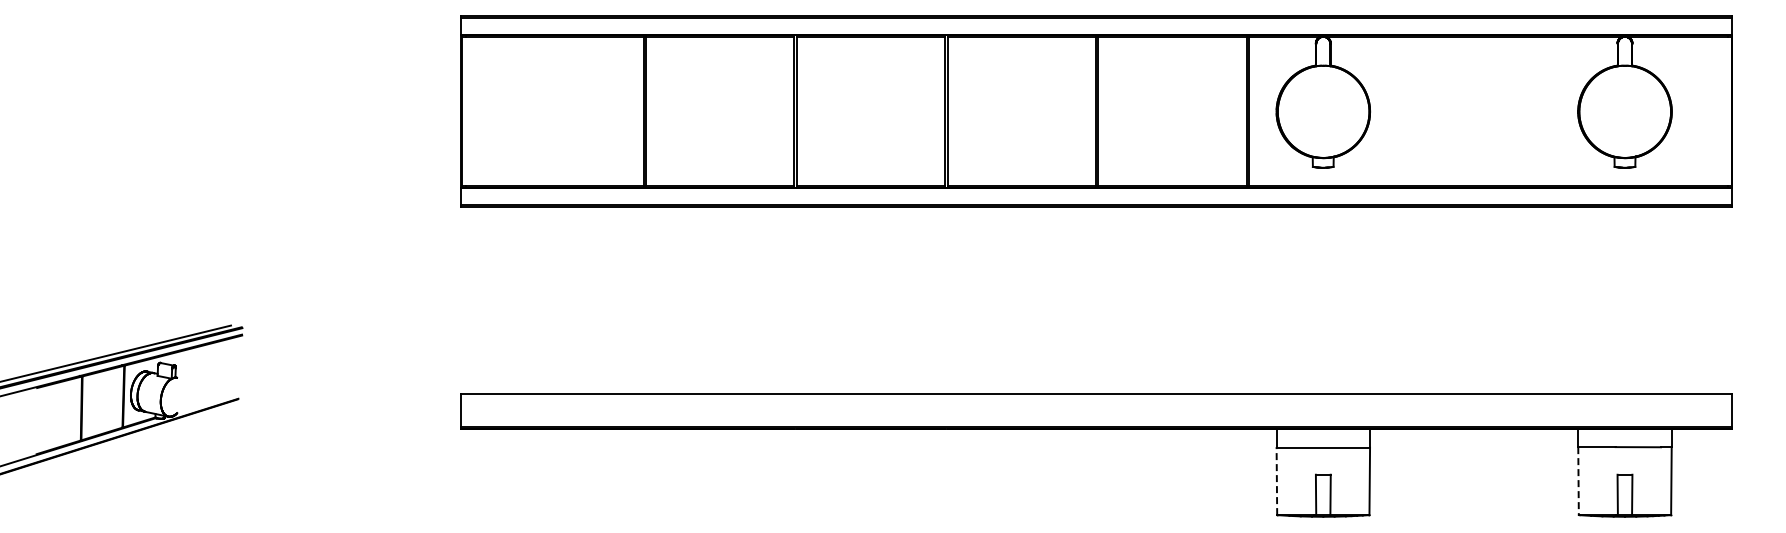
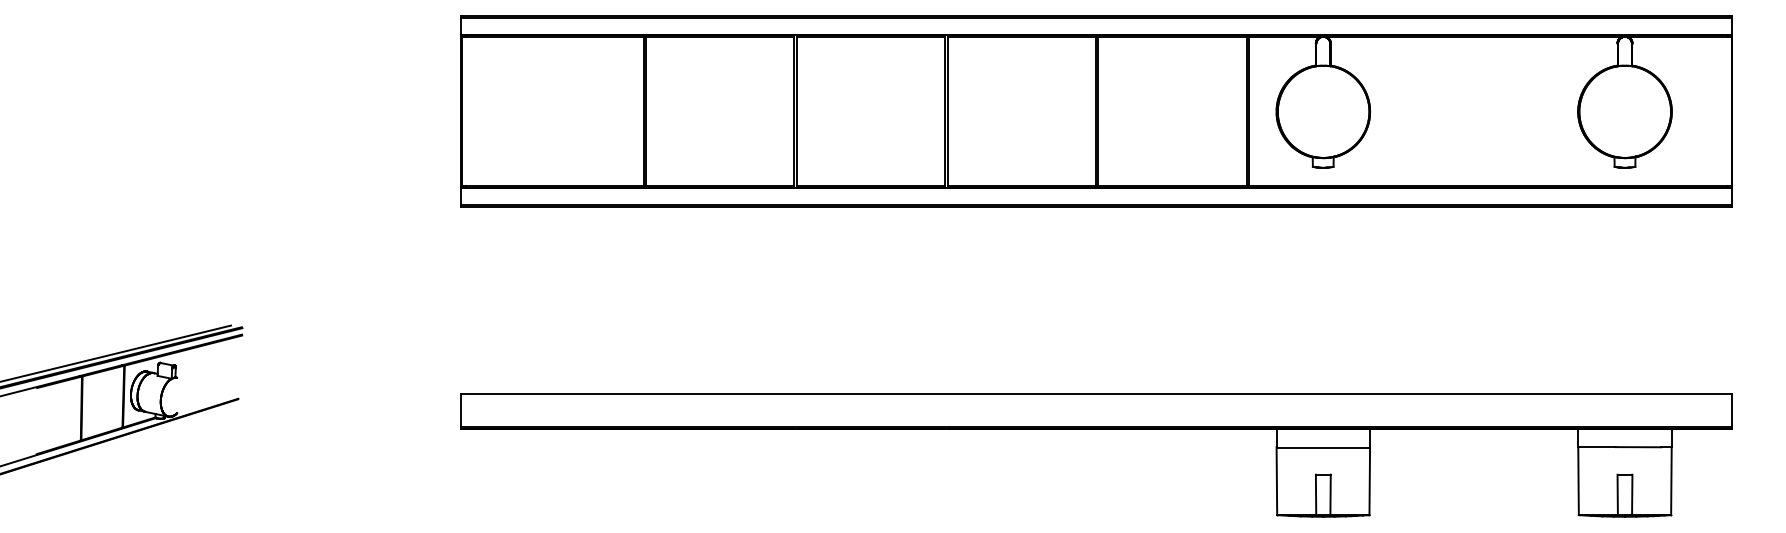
line: dashed -> solid (1276, 481)
line: dashed -> solid (1578, 481)
